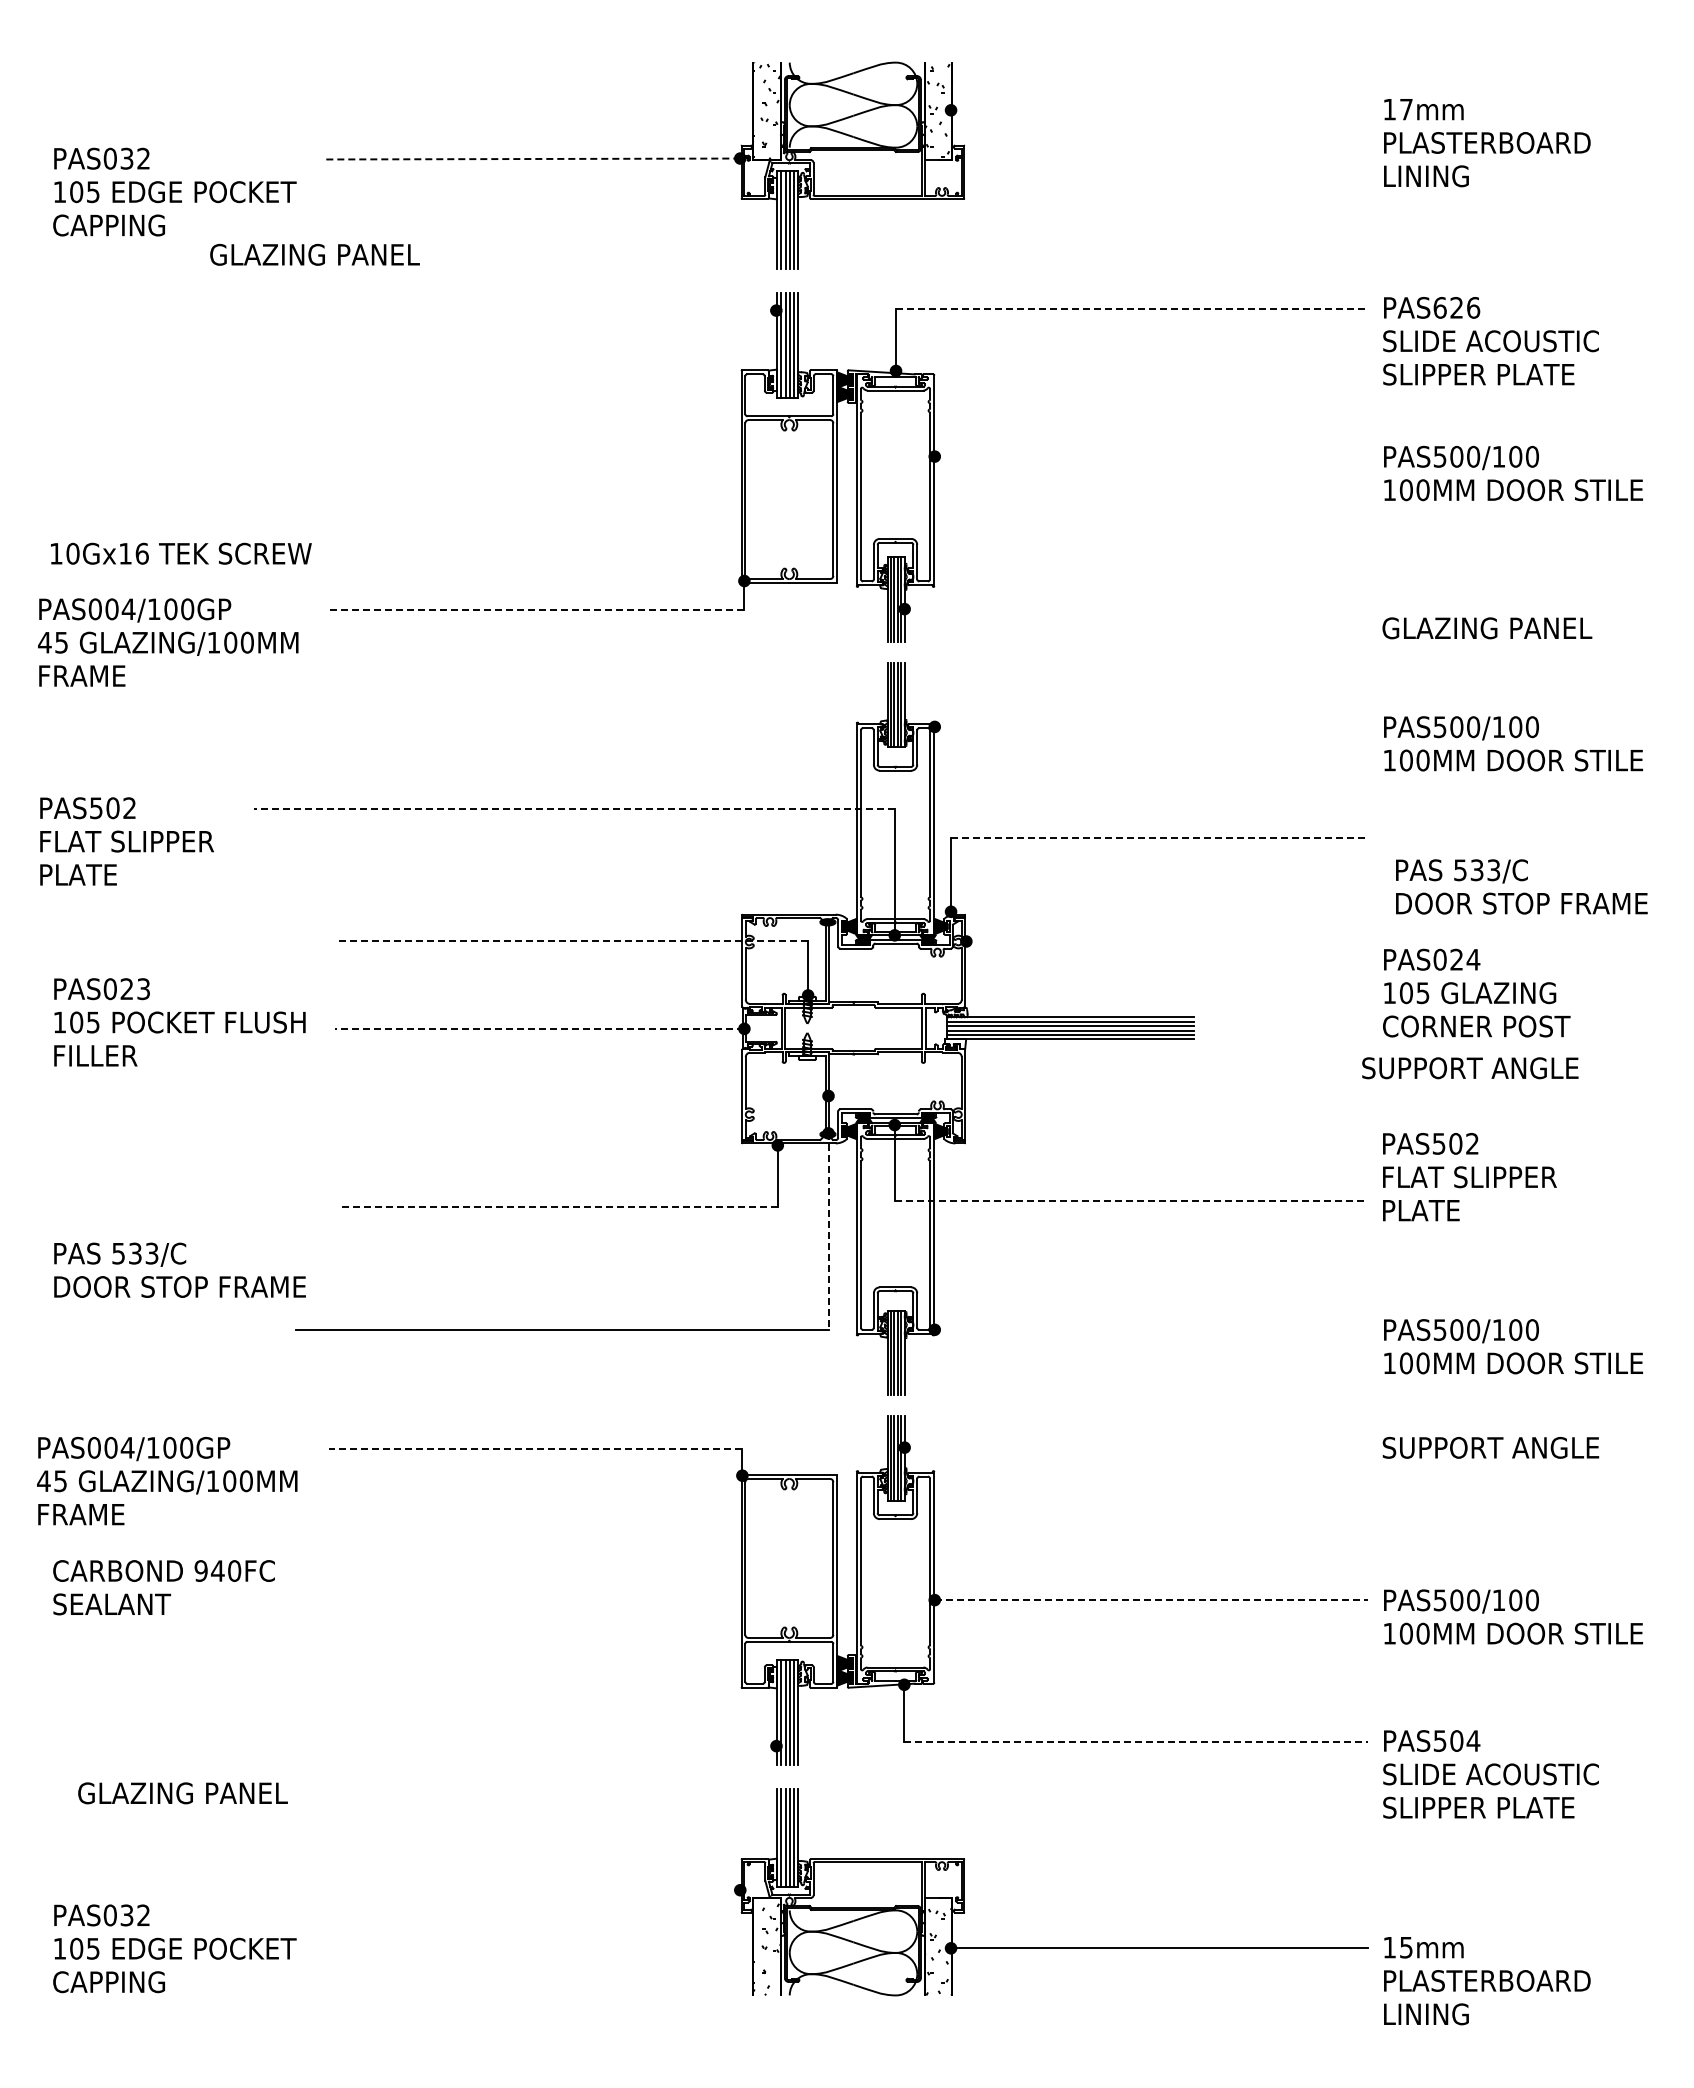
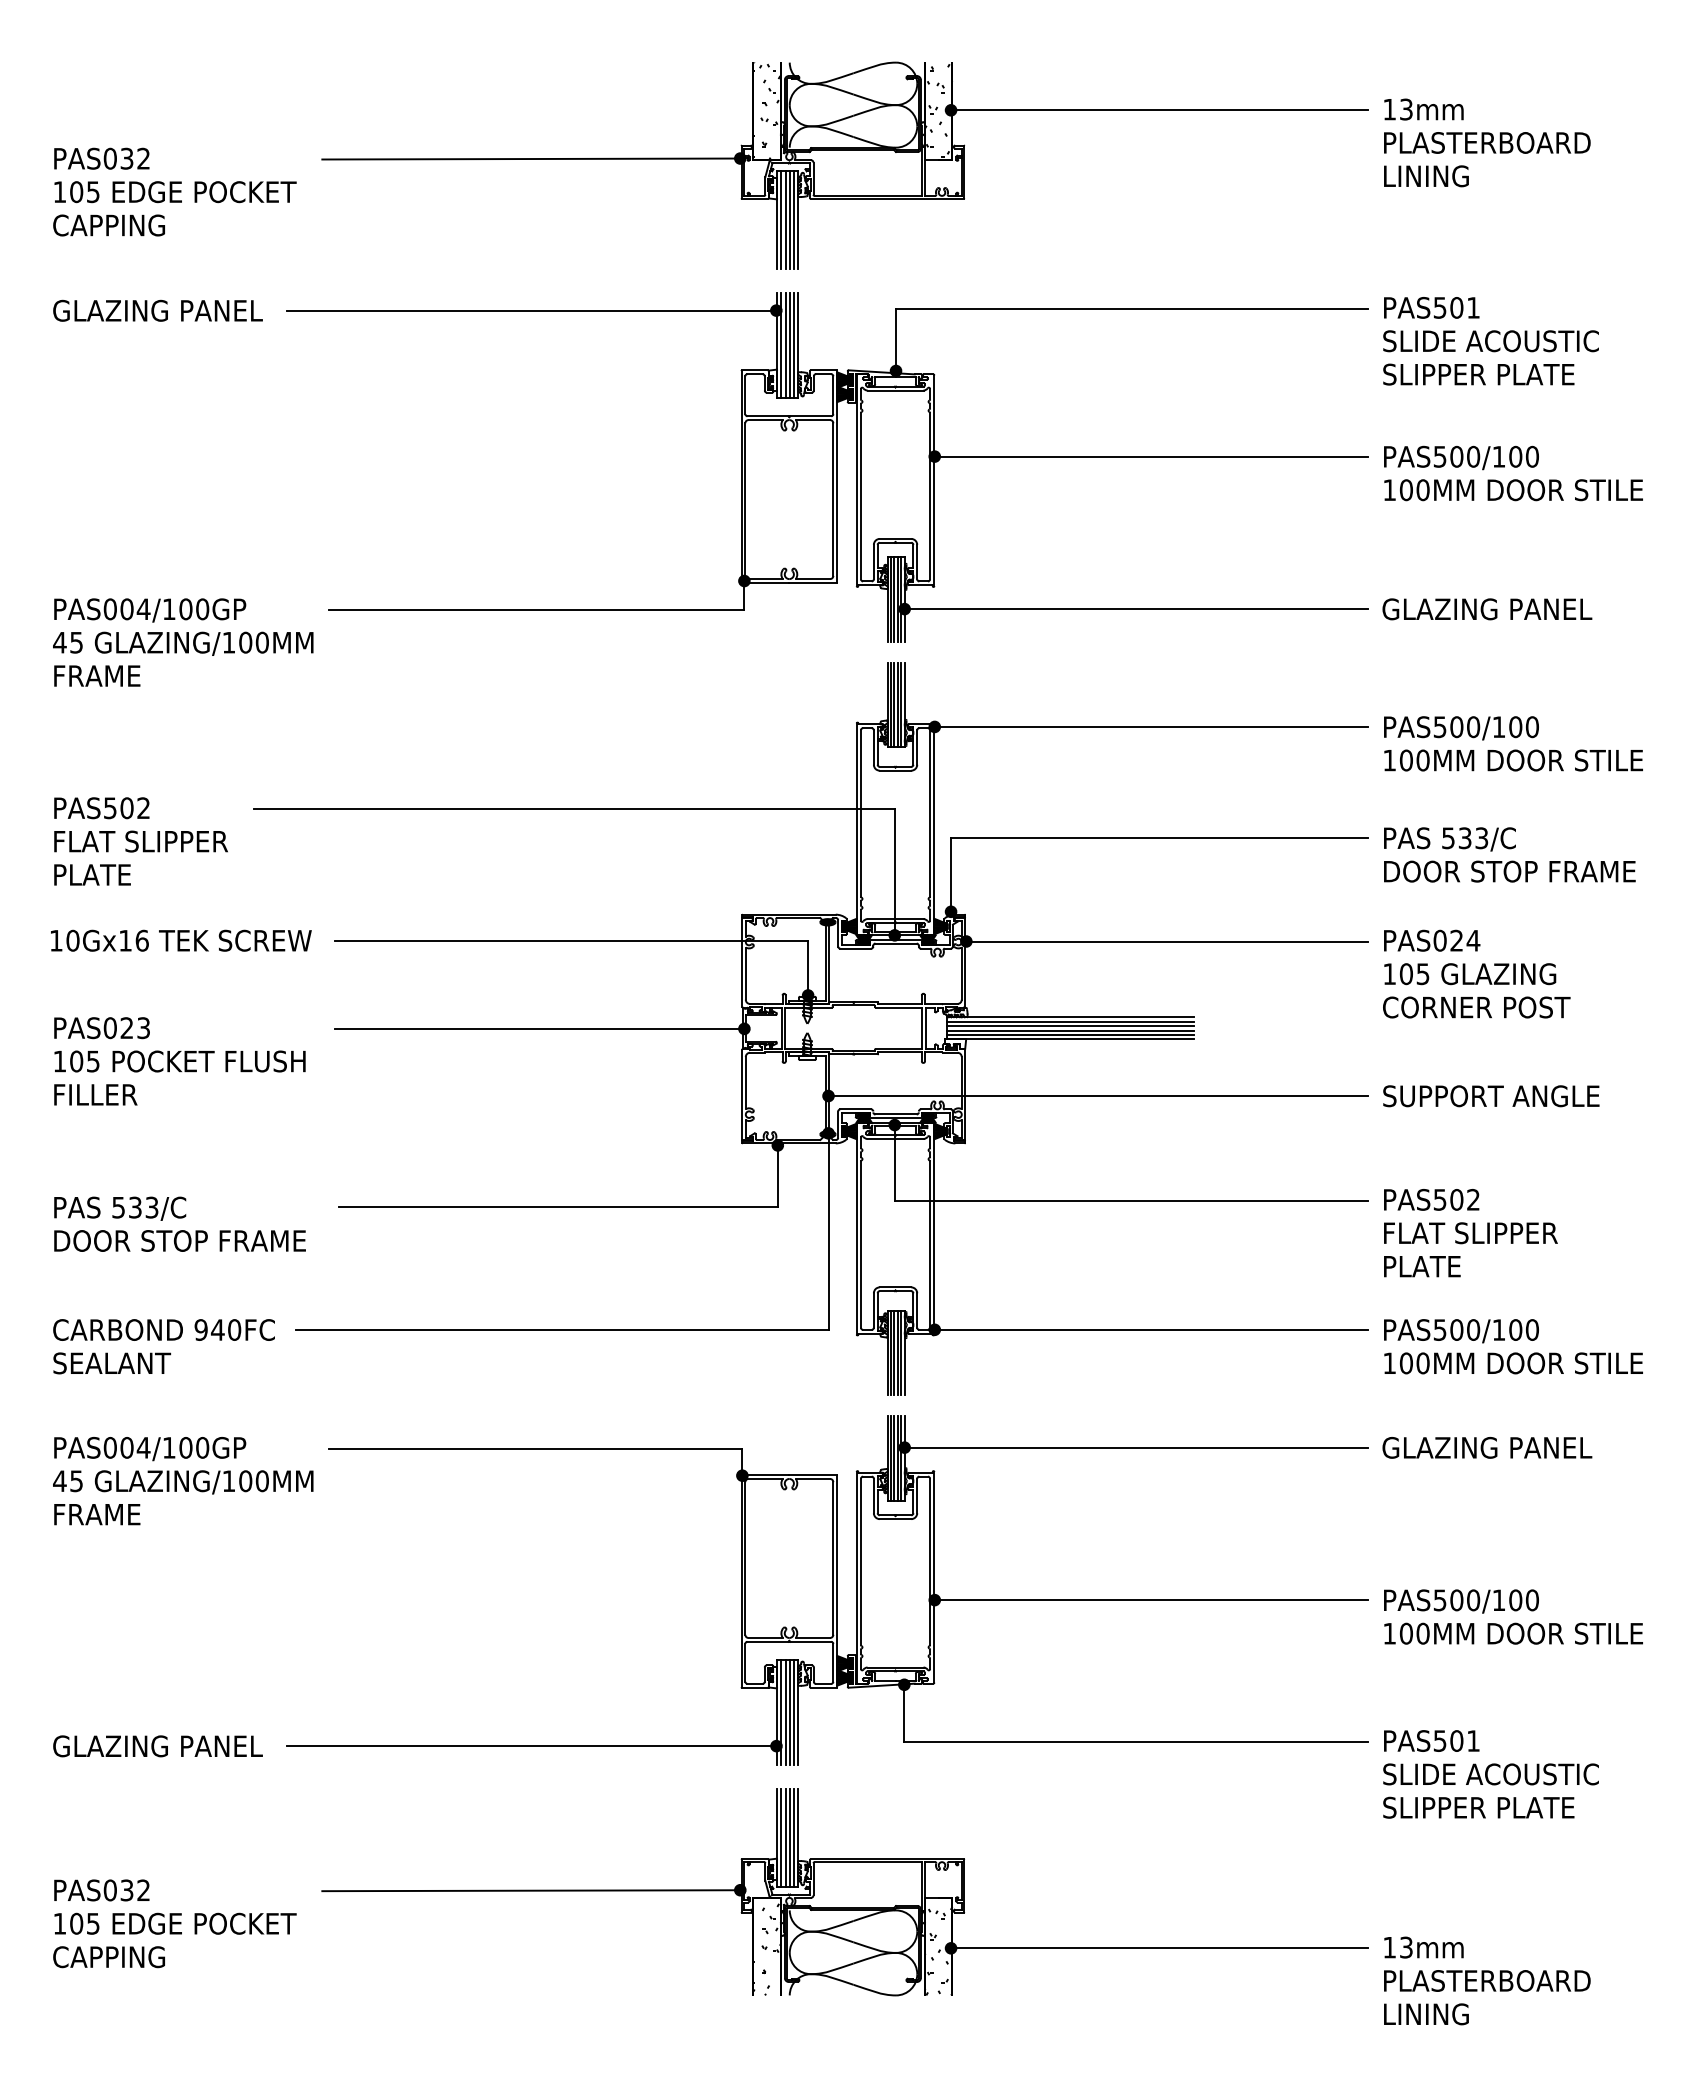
text: 17mm -> 13mm (1406, 109)
line: none -> present (1159, 110)
line: dashed -> solid (531, 159)
text position: (314, 254) -> (157, 310) (157, 310)
text: PAS626 -> PAS501 (1456, 307)
line: dashed -> solid (1132, 308)
line: none -> present (531, 310)
line: none -> present (1151, 456)
text position: (181, 553) -> (181, 940) (181, 940)
line: none -> present (1135, 609)
line: dashed -> solid (536, 610)
text position: (1487, 628) -> (1487, 609) (1487, 609)
text position: (168, 642) -> (183, 642) (183, 642)
line: none -> present (1151, 726)
line: dashed -> solid (574, 808)
line: dashed -> solid (1159, 838)
text position: (126, 841) -> (140, 841) (140, 841)
text position: (1521, 886) -> (1509, 854) (1509, 854)
line: dashed -> solid (571, 940)
line: none -> present (1167, 941)
text position: (1476, 992) -> (1476, 973) (1476, 973)
text position: (179, 1022) -> (179, 1061) (179, 1061)
line: dashed -> solid (539, 1028)
text position: (1470, 1068) -> (1491, 1096) (1491, 1096)
line: none -> present (1098, 1096)
text position: (1469, 1177) -> (1470, 1233) (1470, 1233)
line: dashed -> solid (1131, 1200)
line: dashed -> solid (558, 1207)
line: dashed -> solid (828, 1232)
text position: (179, 1269) -> (179, 1223) (179, 1223)
line: none -> present (1151, 1329)
line: none -> present (1135, 1447)
text: SUPPORT ANGLE -> GLAZING PANEL (1490, 1447)
line: dashed -> solid (535, 1448)
text position: (167, 1481) -> (183, 1481) (183, 1481)
text position: (163, 1587) -> (163, 1346) (163, 1346)
line: dashed -> solid (1151, 1600)
text: PAS504 -> PAS501 (1473, 1740)
line: dashed -> solid (1136, 1741)
line: none -> present (531, 1746)
text position: (182, 1793) -> (157, 1746) (157, 1746)
line: none -> present (531, 1890)
text: 15mm -> 13mm (1406, 1946)
text position: (174, 1948) -> (174, 1923) (174, 1923)
